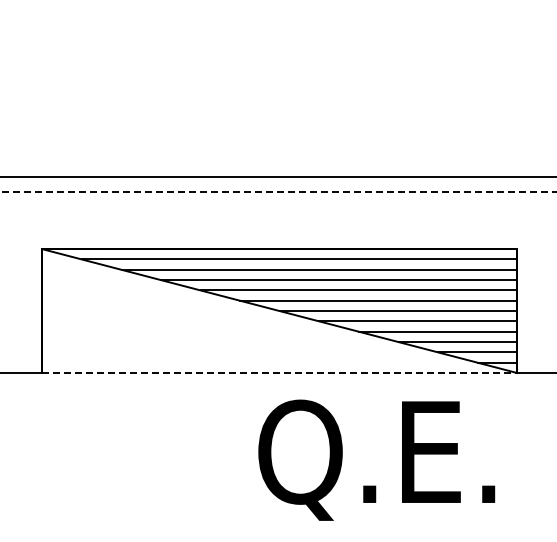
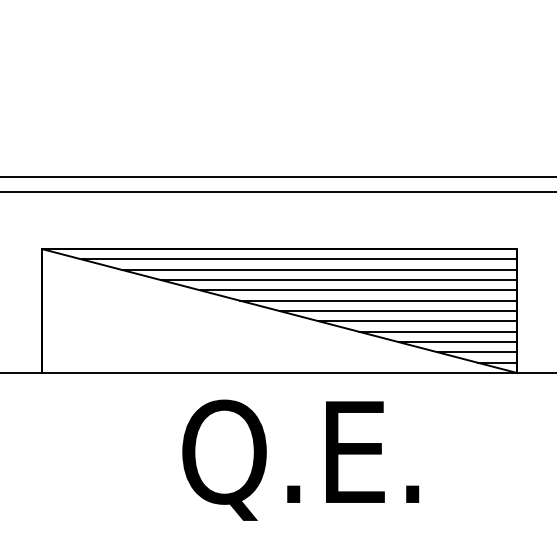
line: dashed -> solid (278, 192)
line: dashed -> solid (280, 373)
text position: (376, 459) -> (300, 459) (300, 459)
